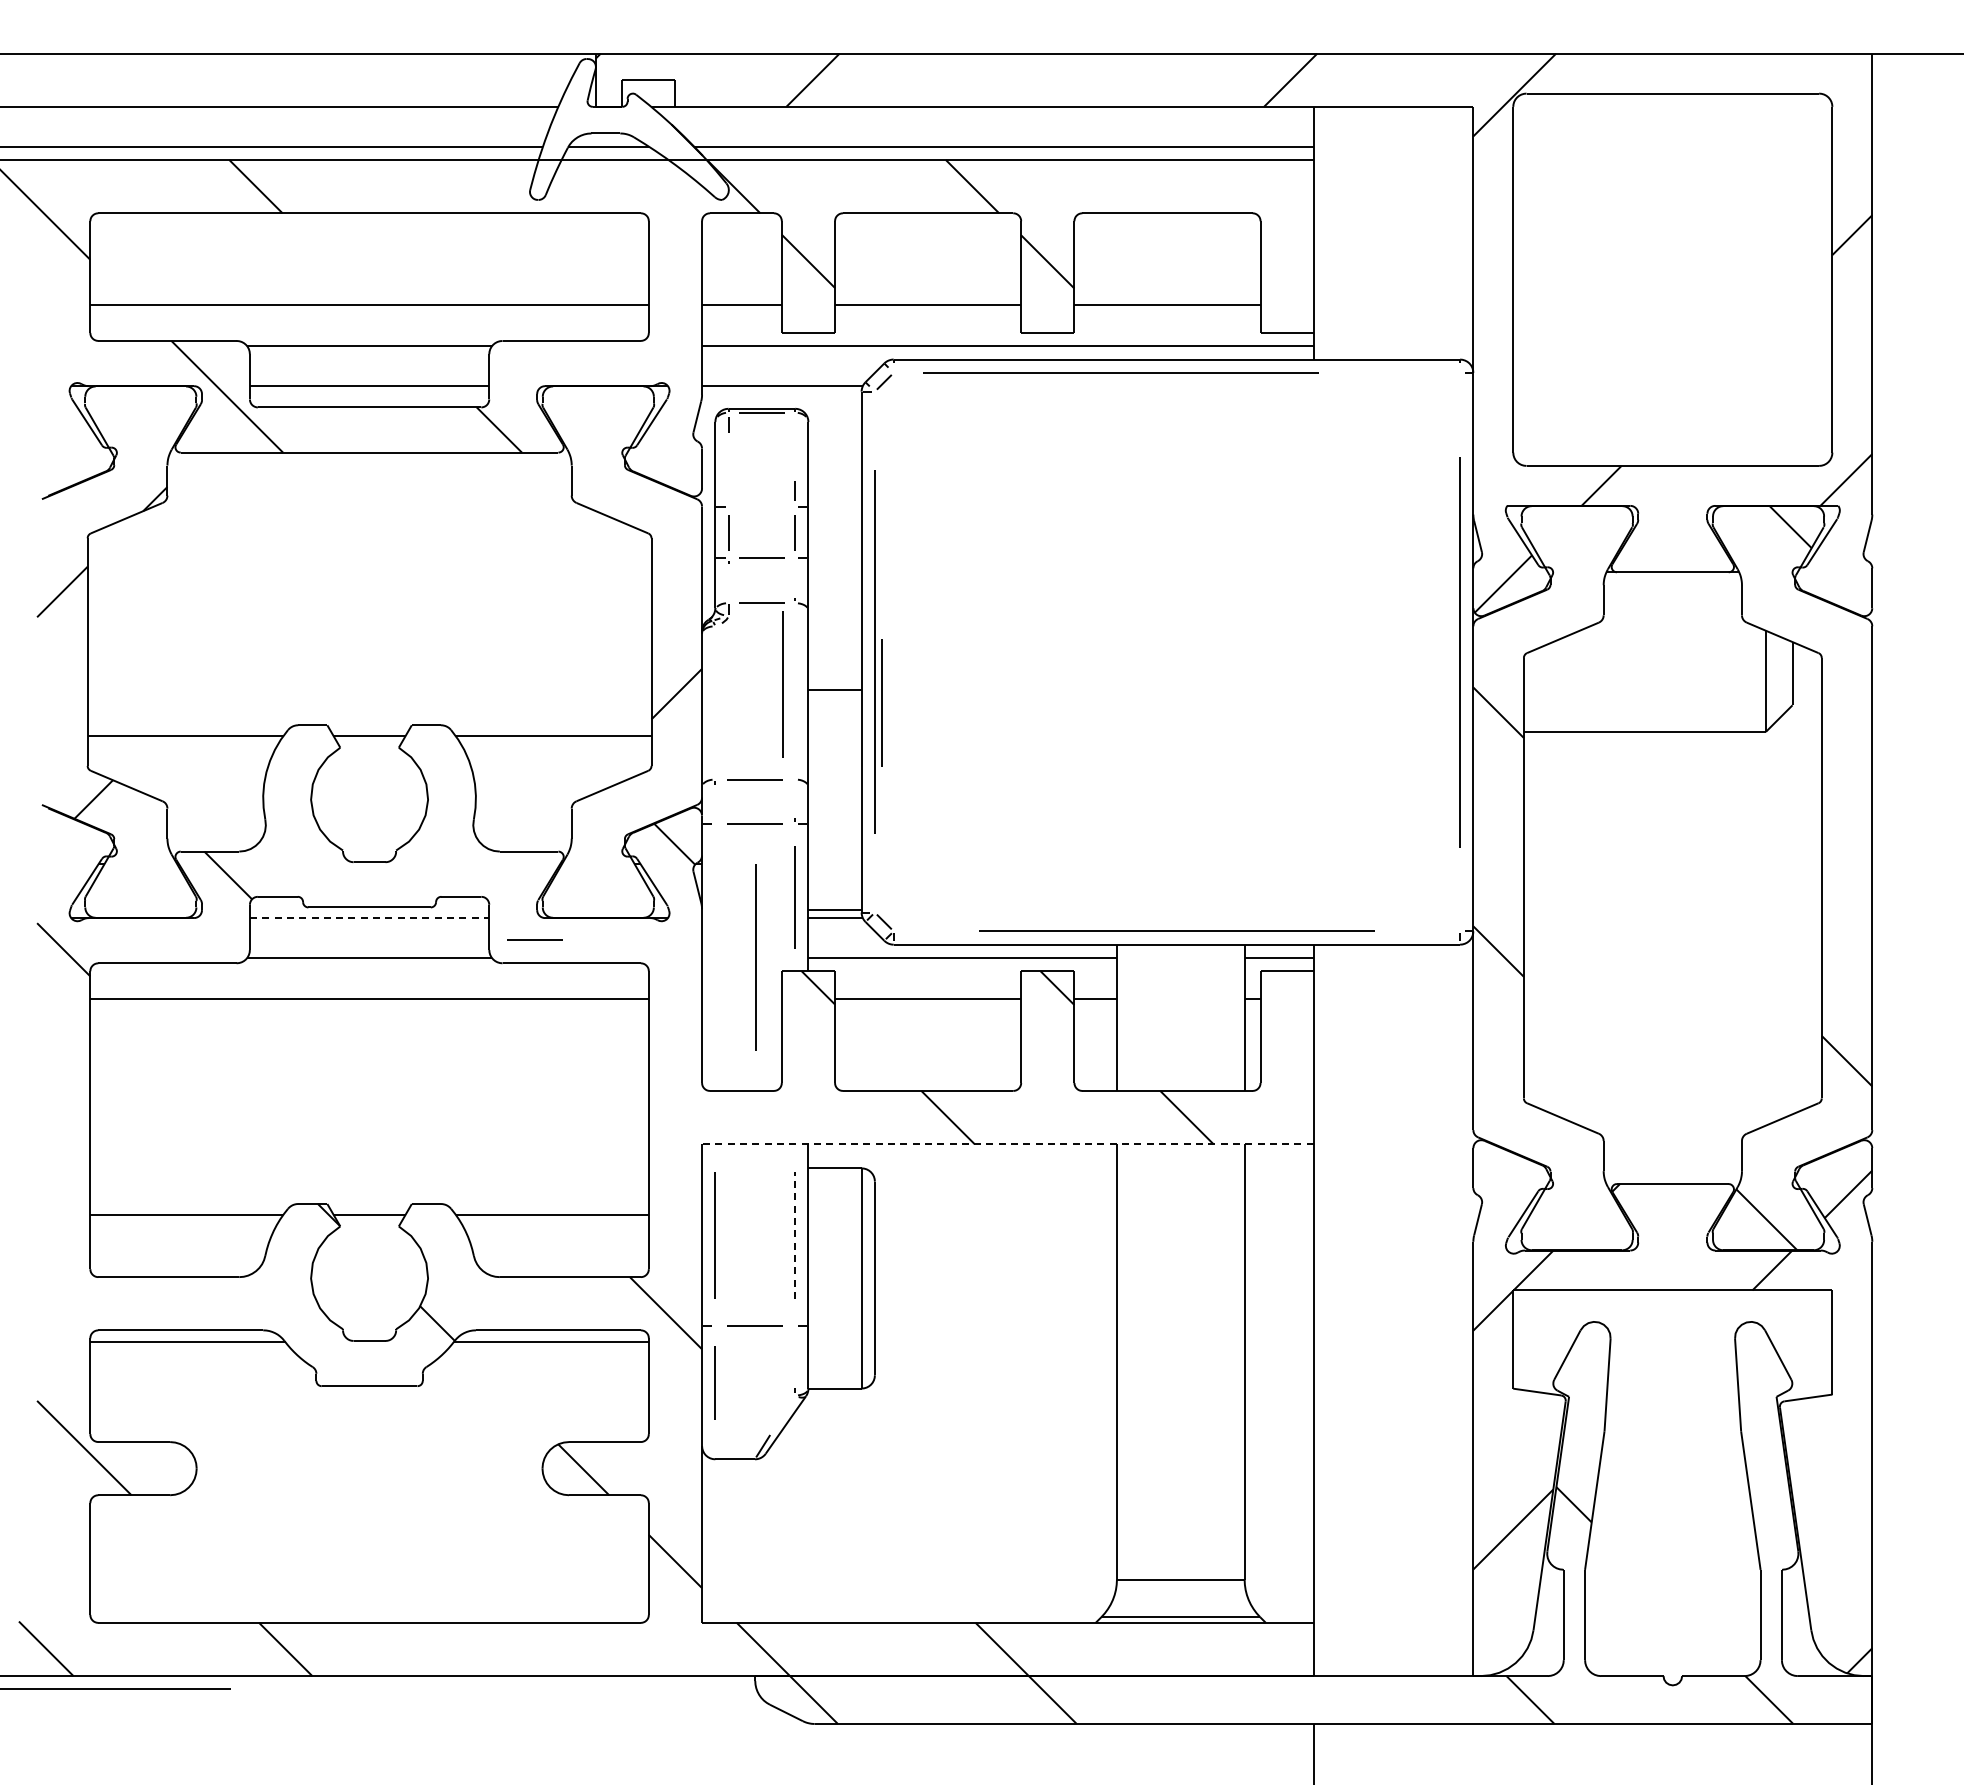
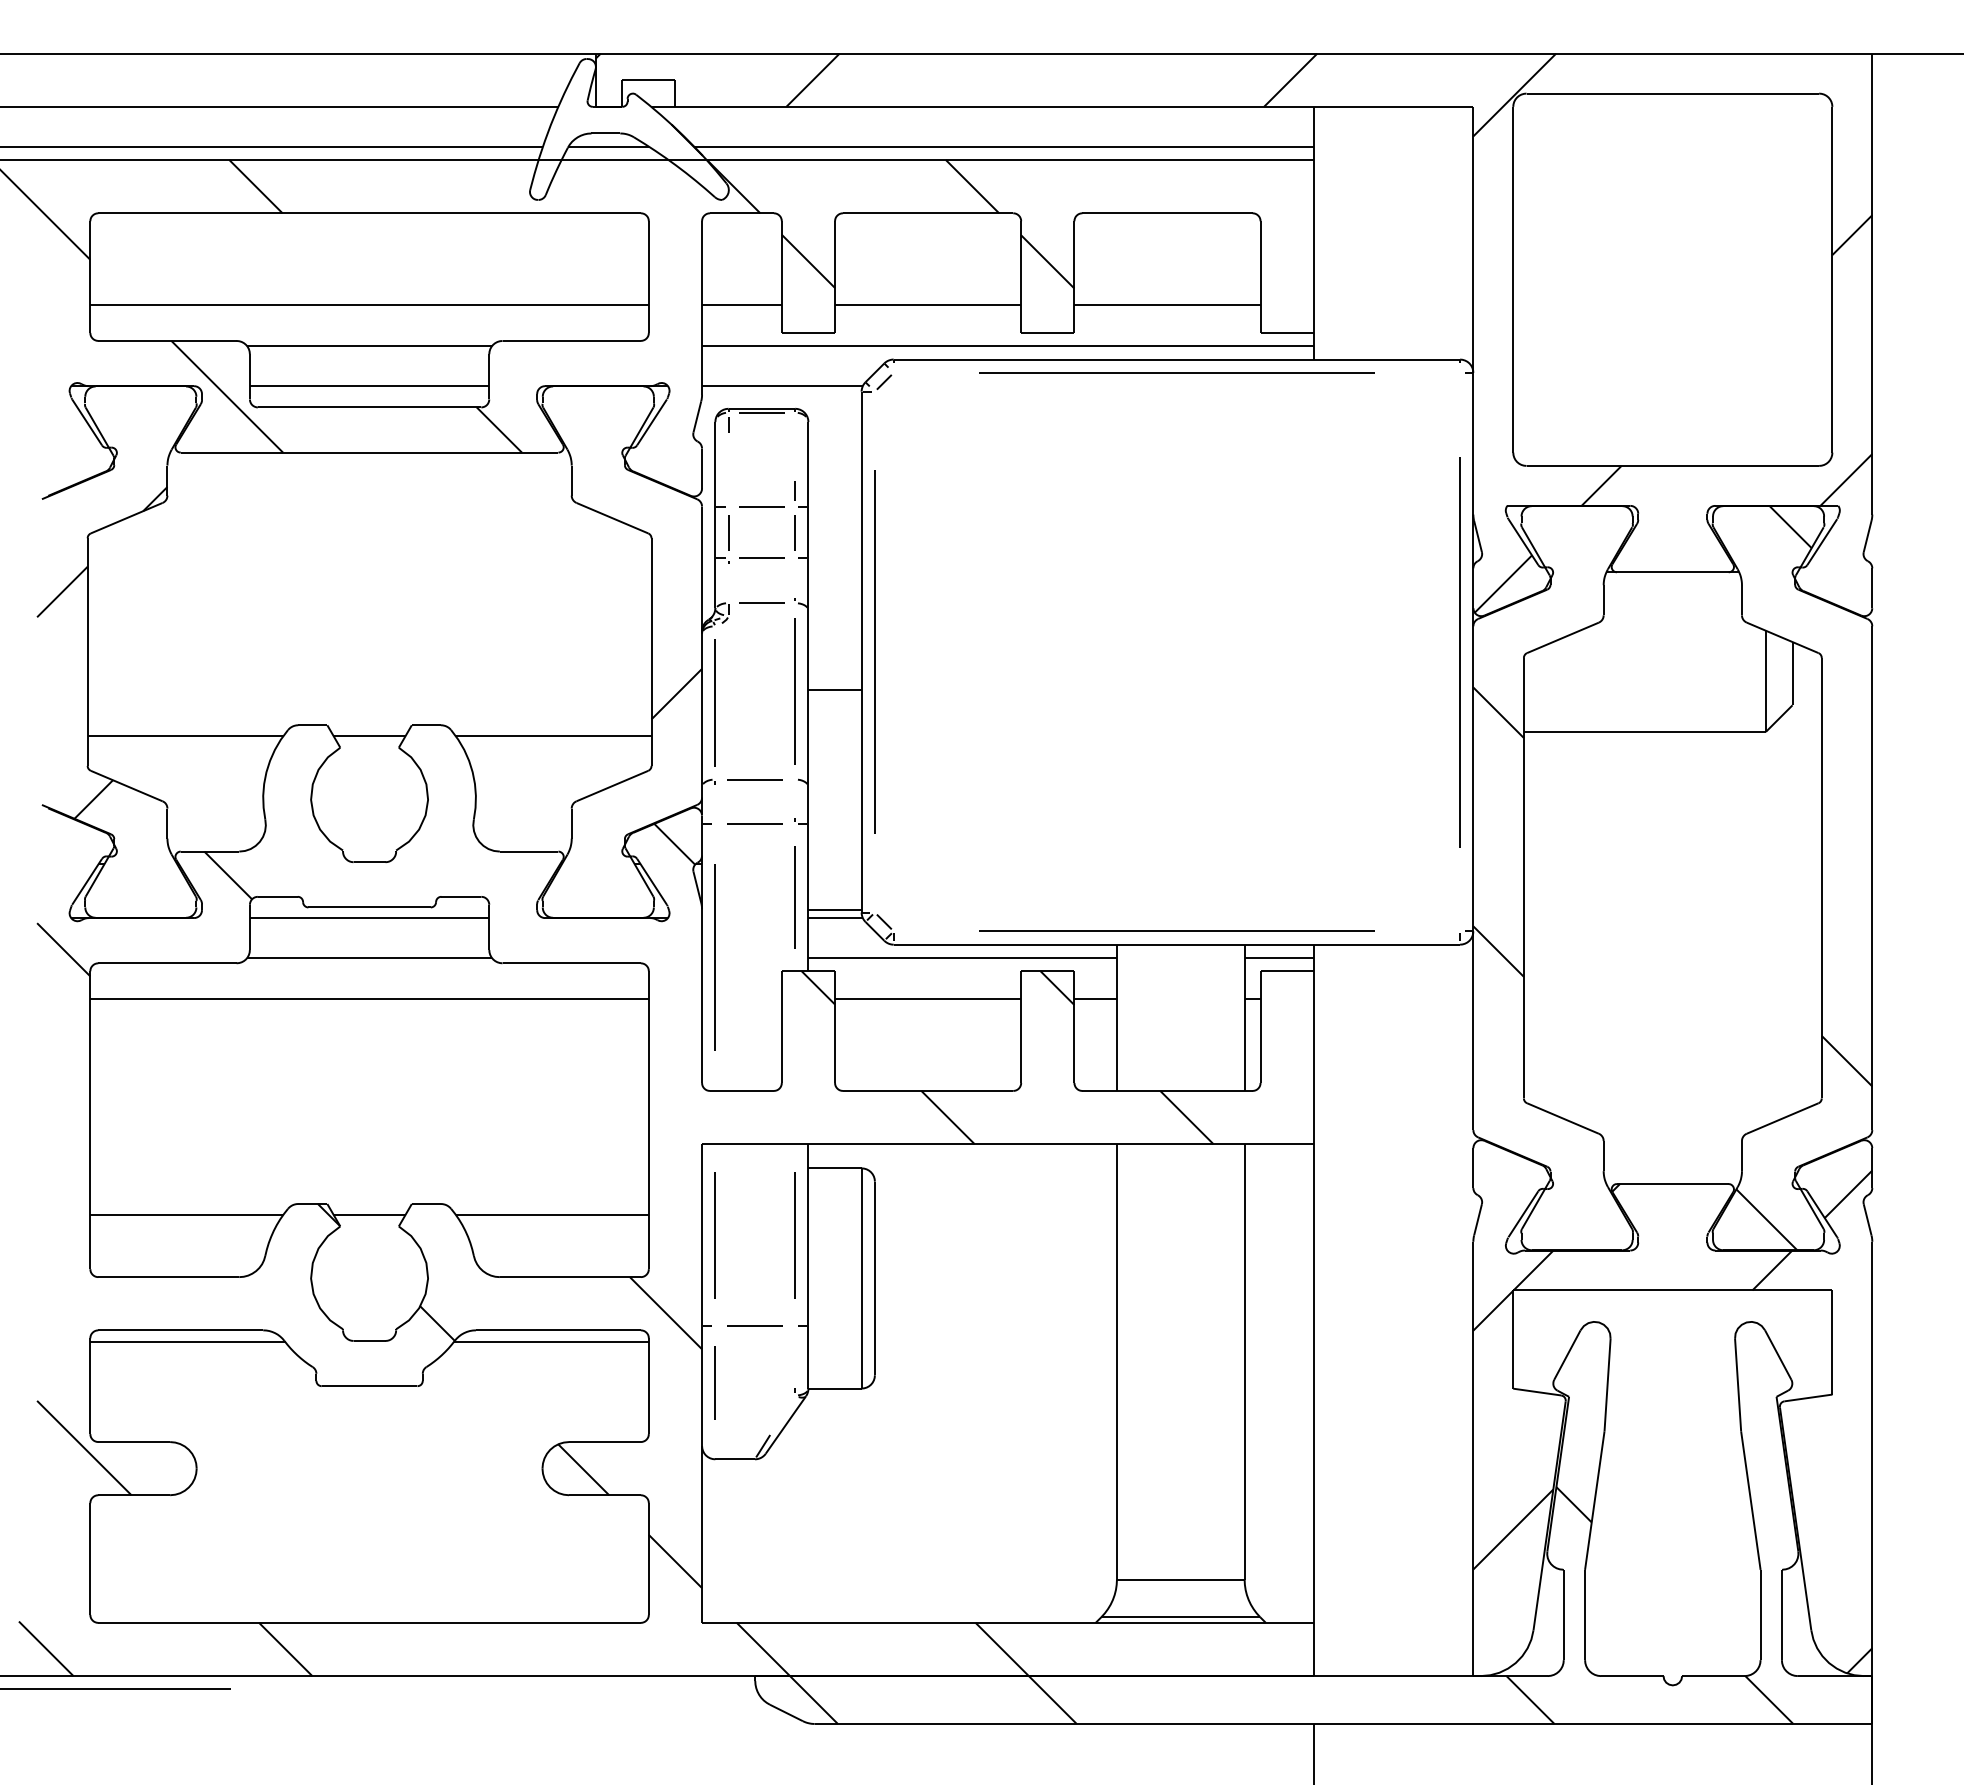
line position: (1120, 372) -> (1176, 372) (1176, 372)
line: none -> present (761, 506)
line position: (782, 684) -> (794, 691) (794, 691)
line position: (881, 702) -> (714, 702) (714, 702)
line: dashed -> solid (369, 918)
line: present -> none (534, 939)
line position: (755, 957) -> (714, 957) (714, 957)
line: dashed -> solid (1007, 1144)
line: dashed -> solid (795, 1235)
